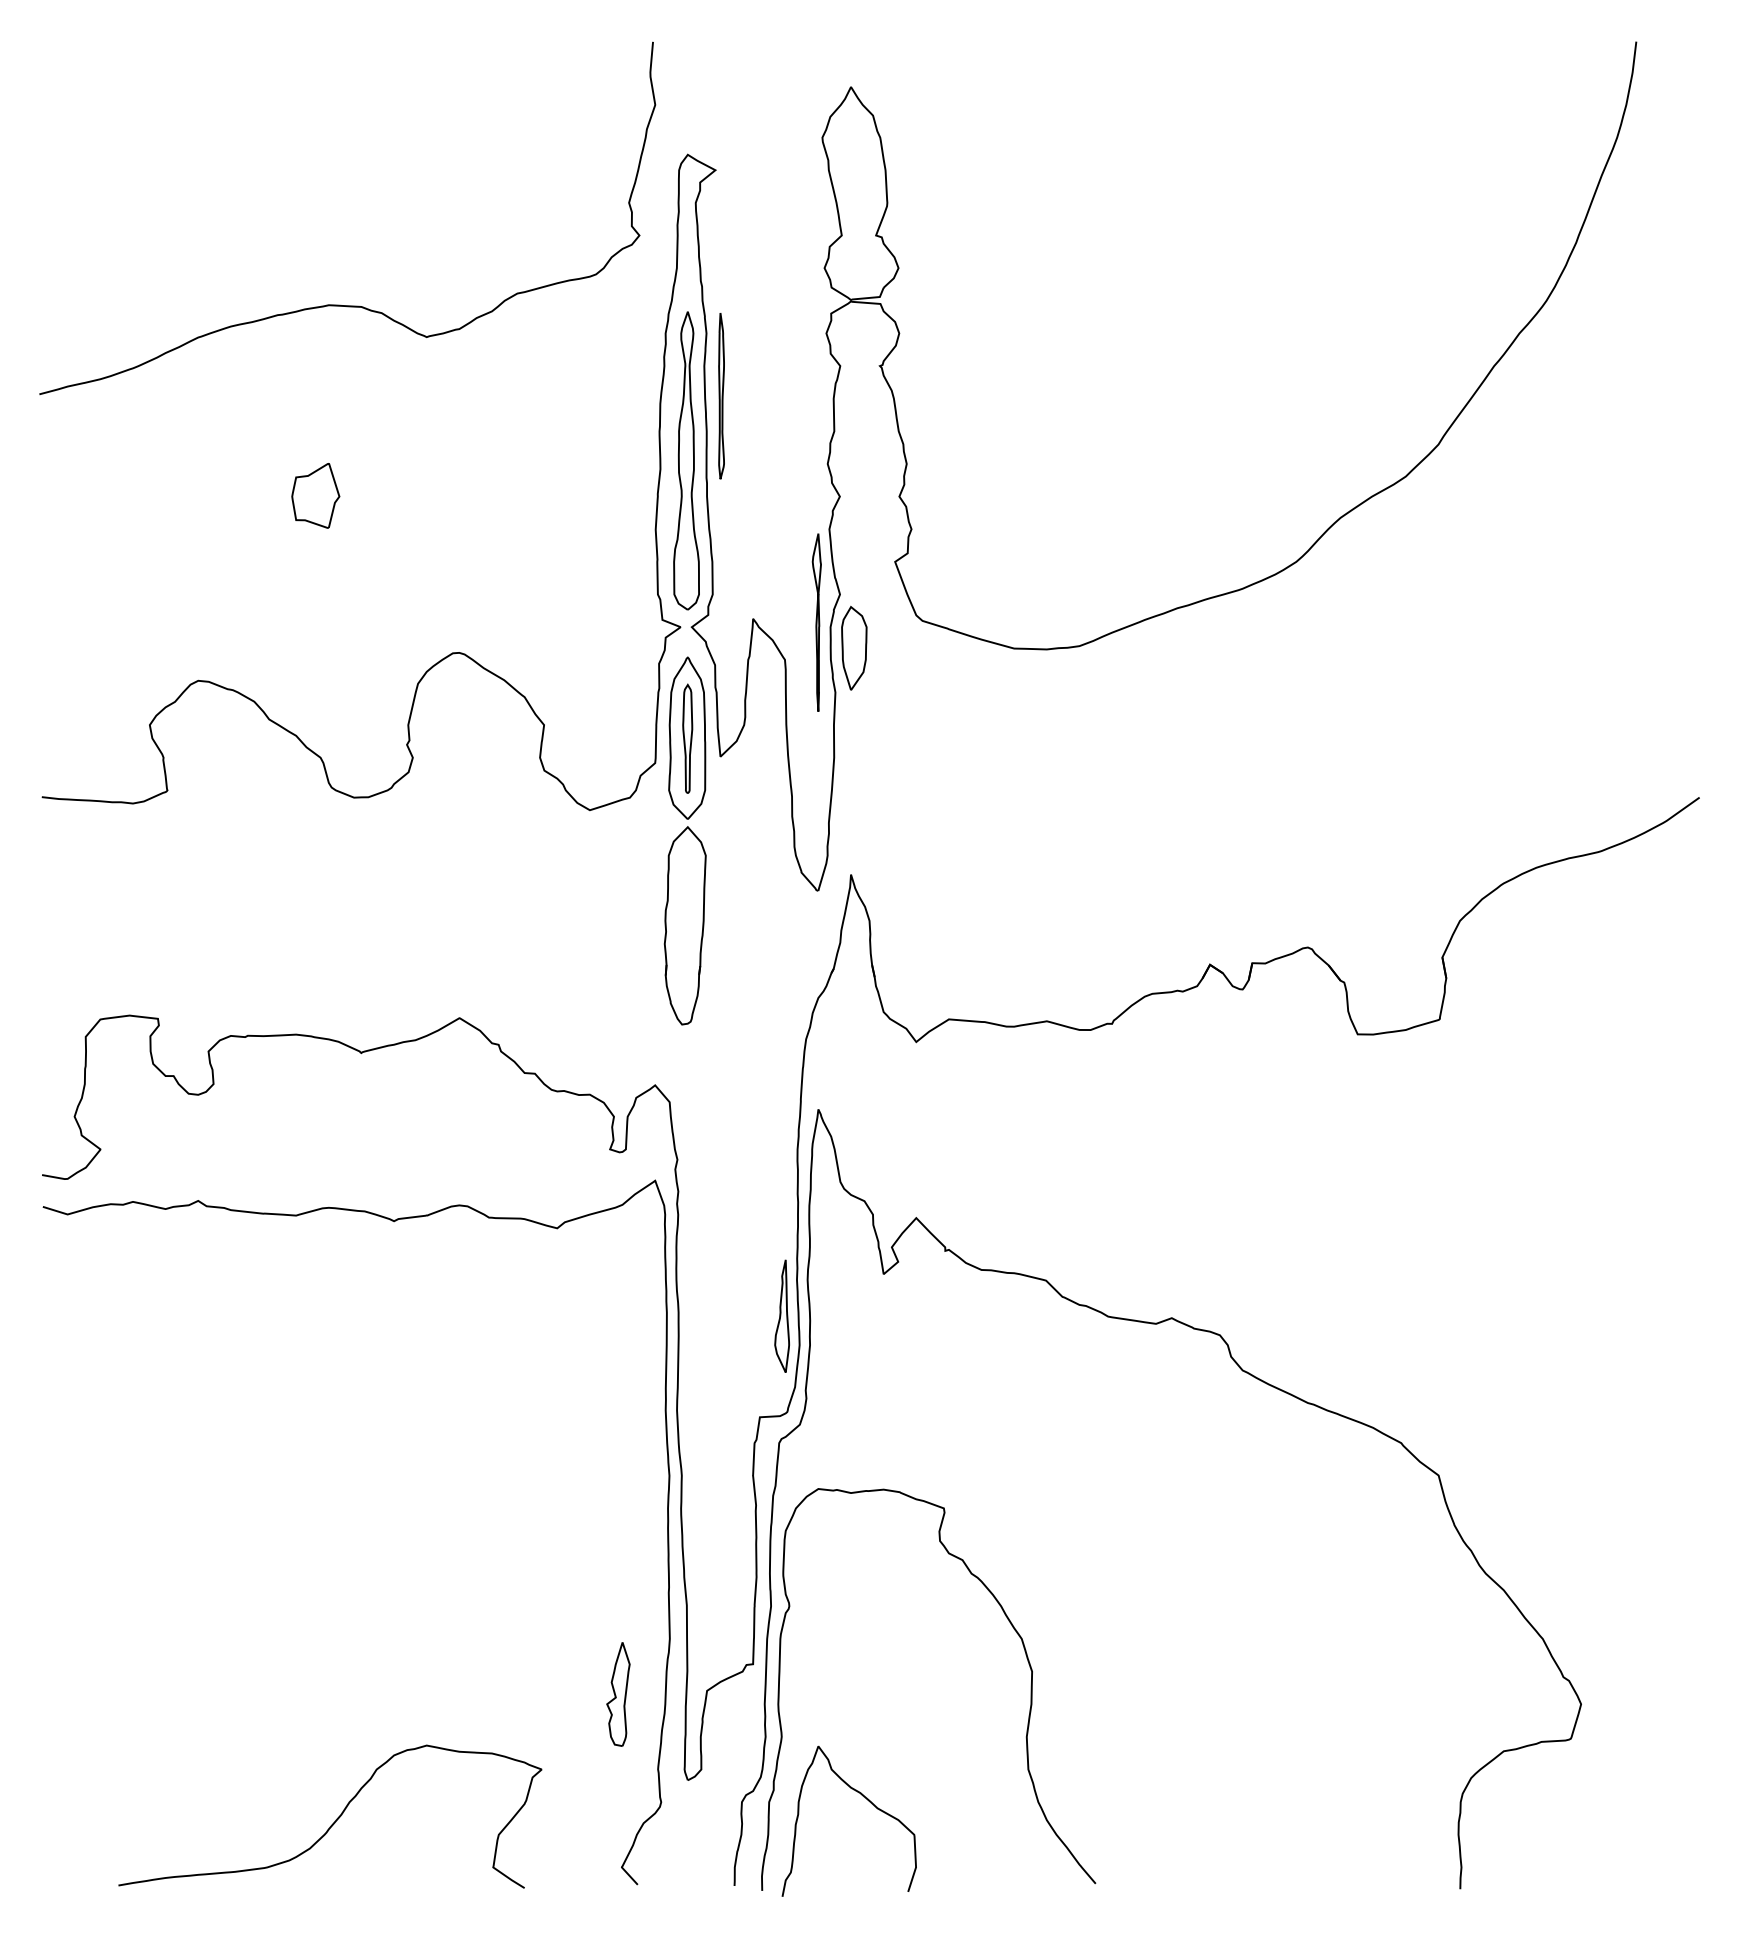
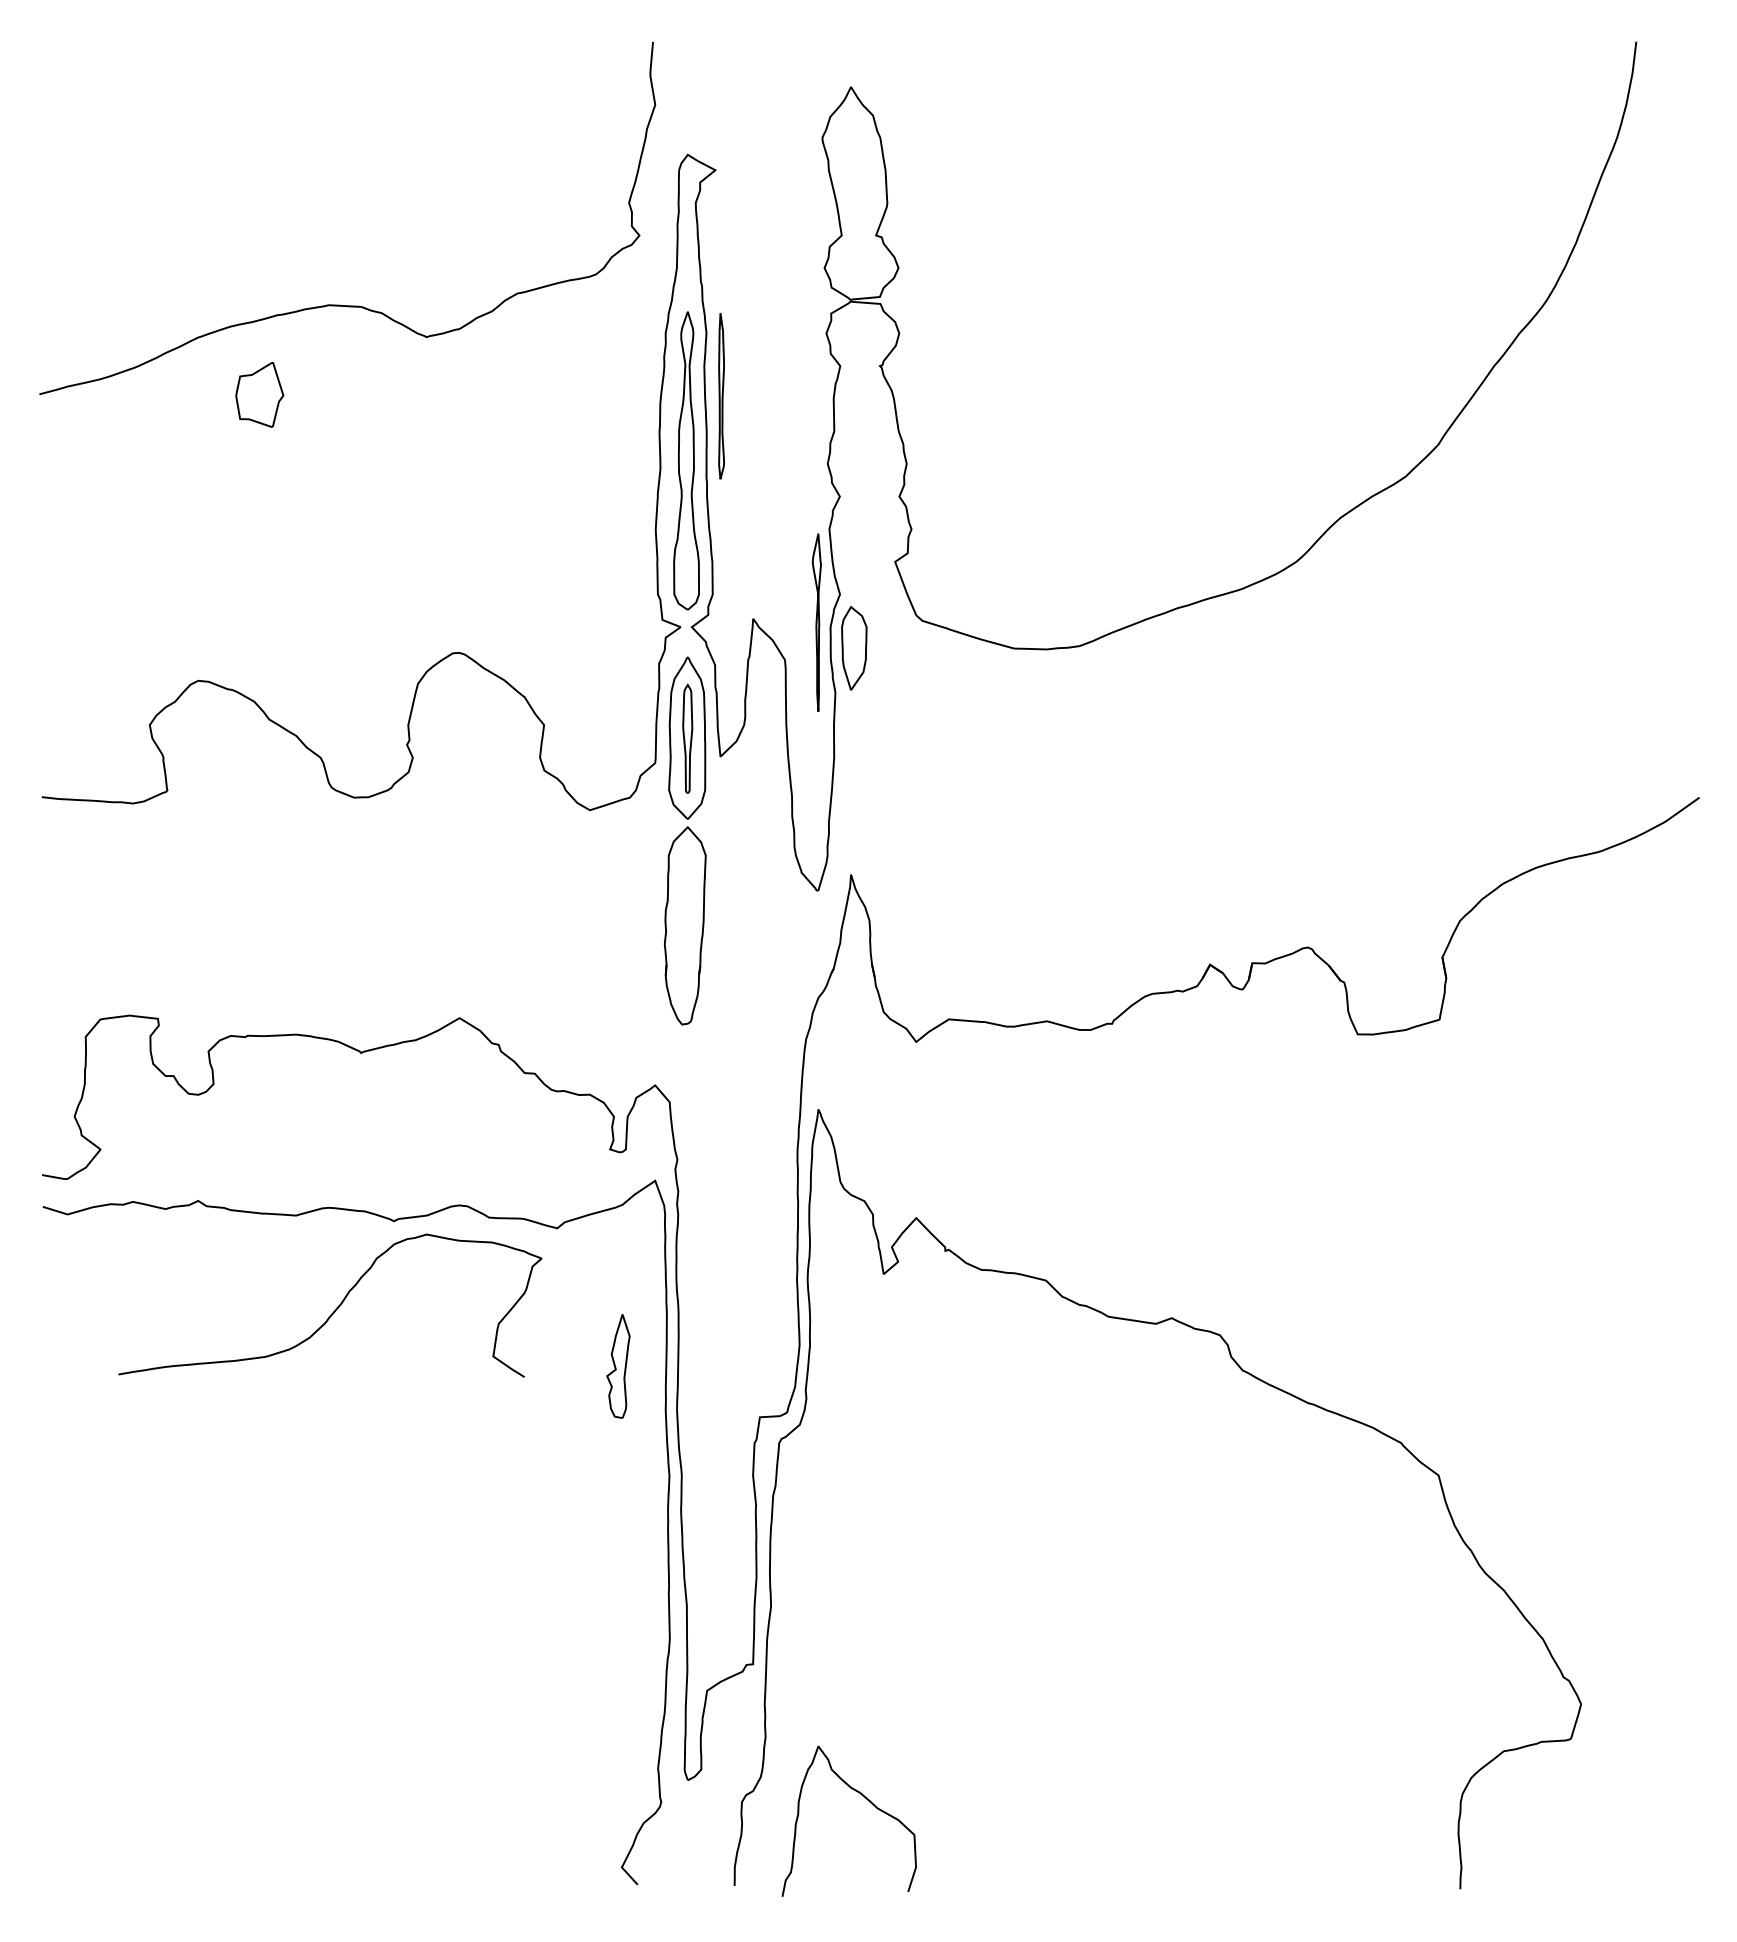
part position: (315, 495) -> (259, 394) (259, 394)
part: present -> none (781, 1315)
curve: present -> none (1030, 1689)
part position: (618, 1694) -> (618, 1366) (618, 1366)
curve position: (336, 1818) -> (336, 1307) (336, 1307)
